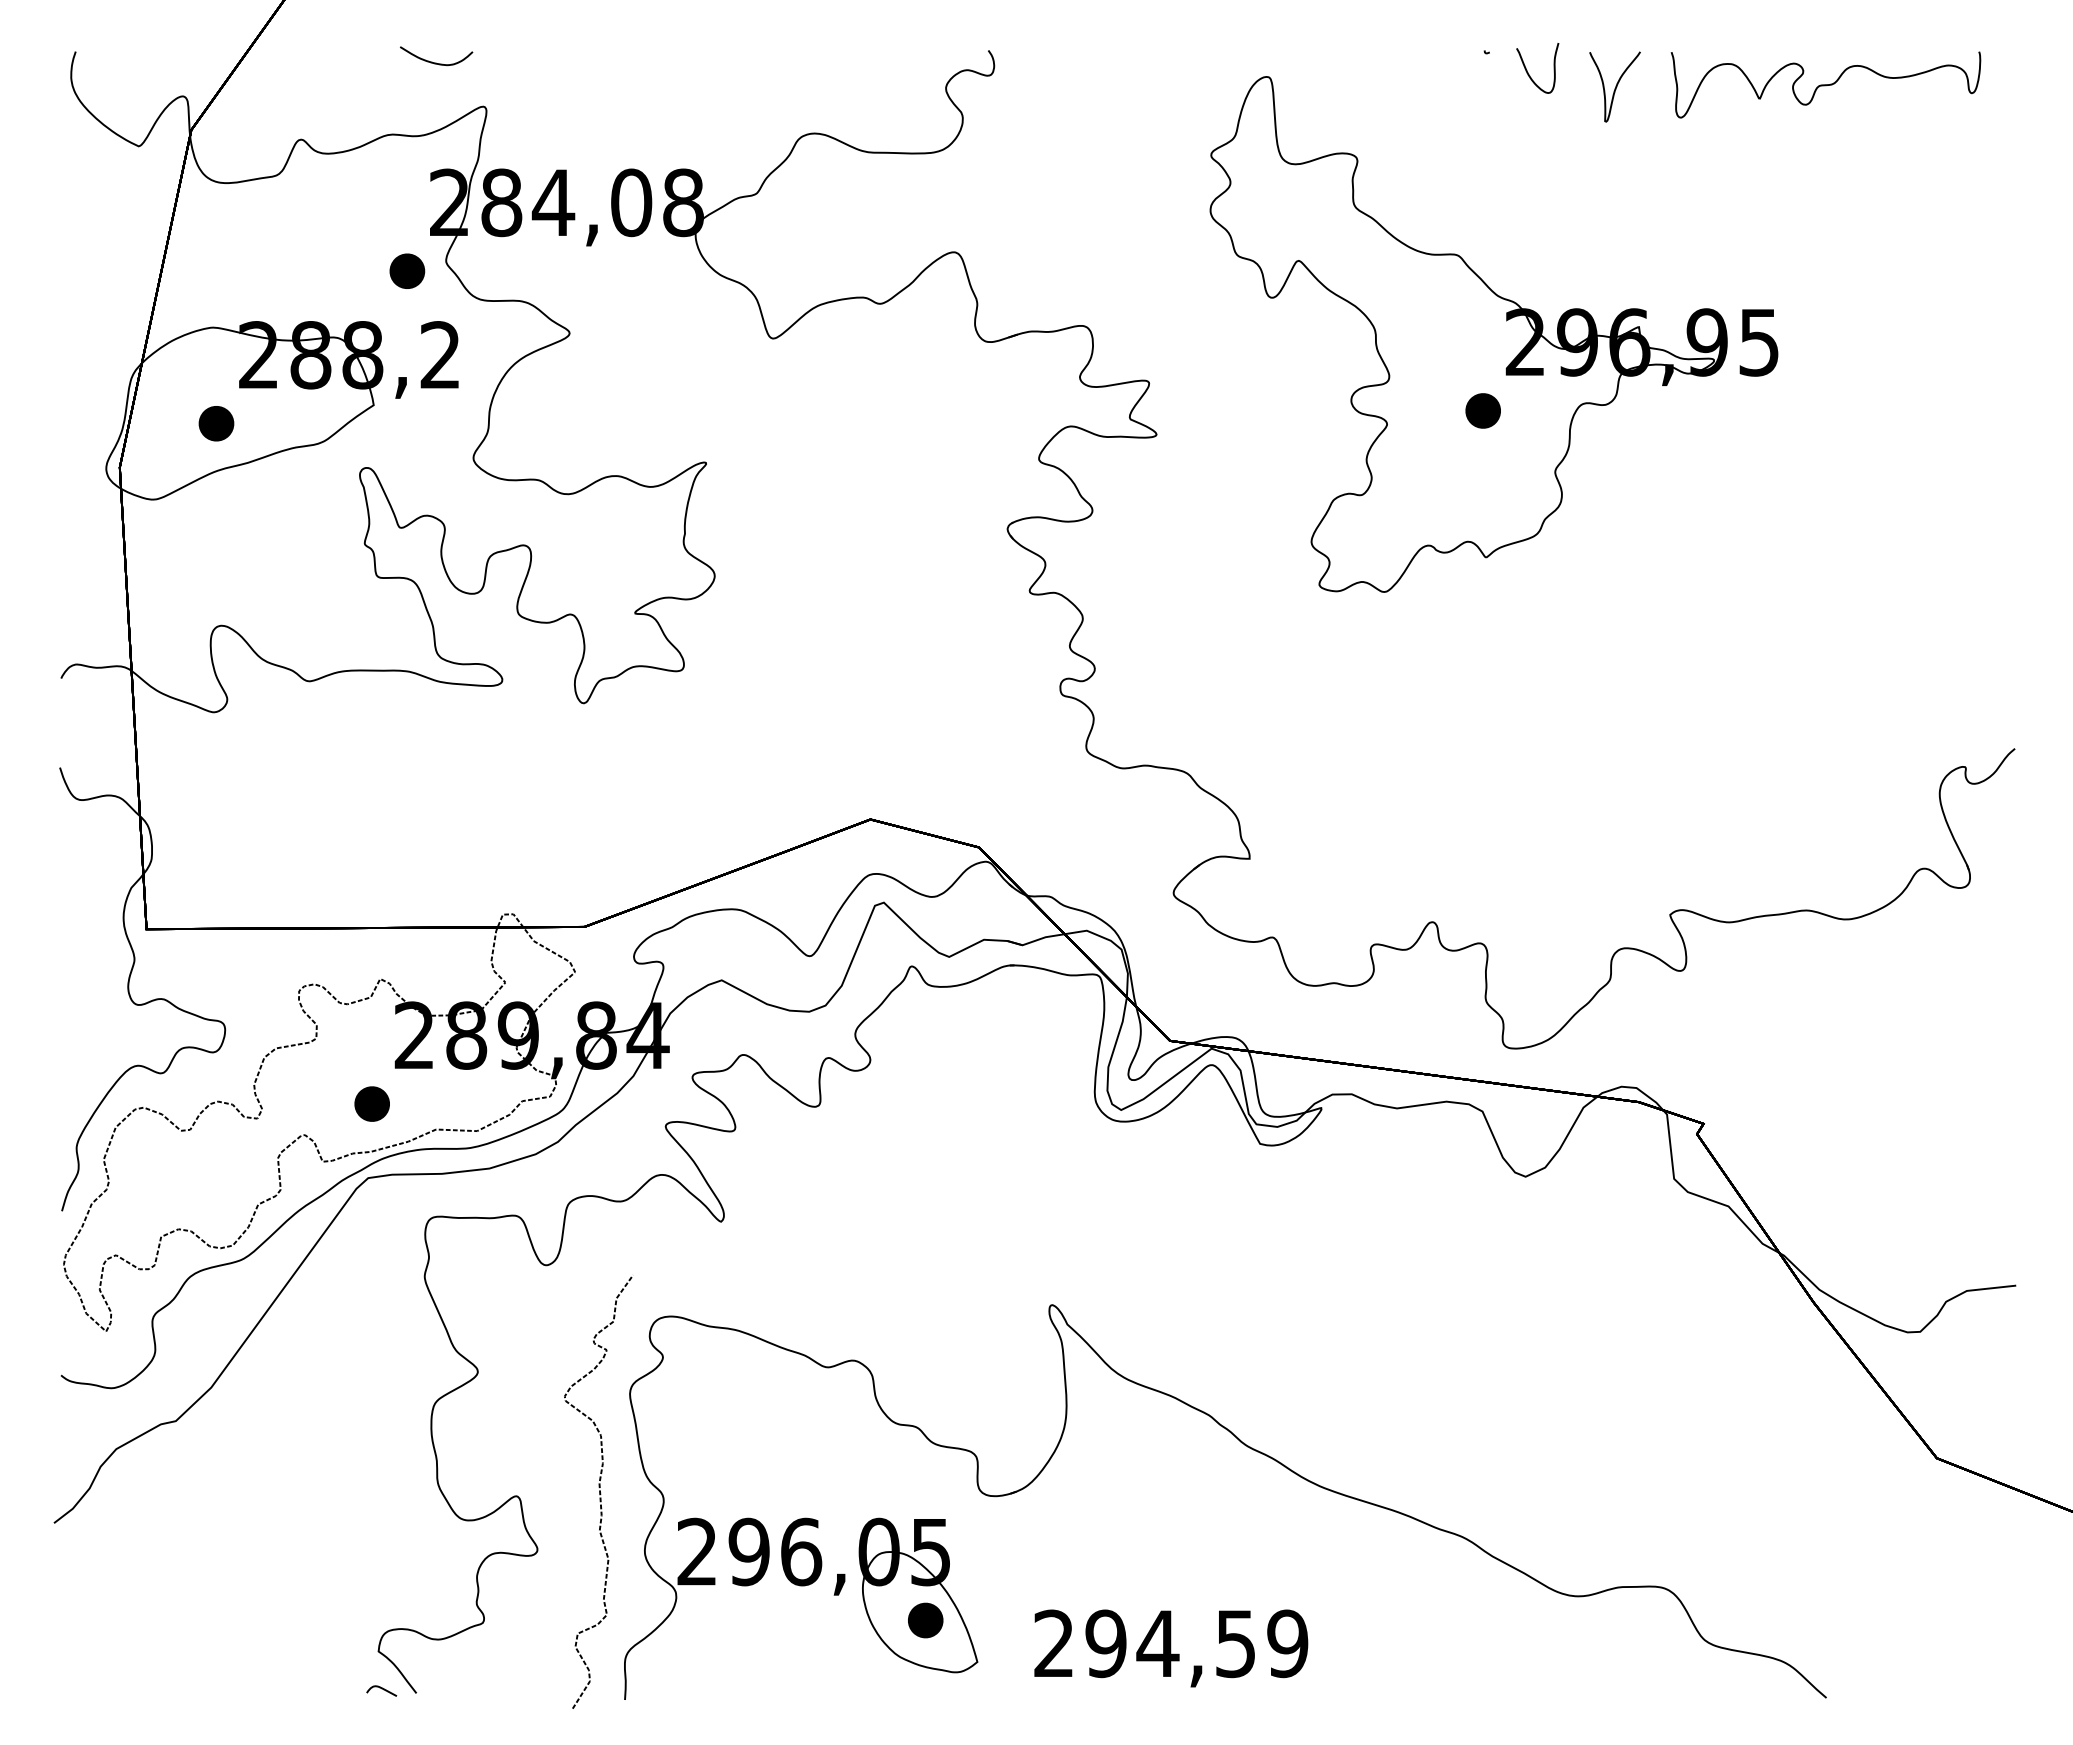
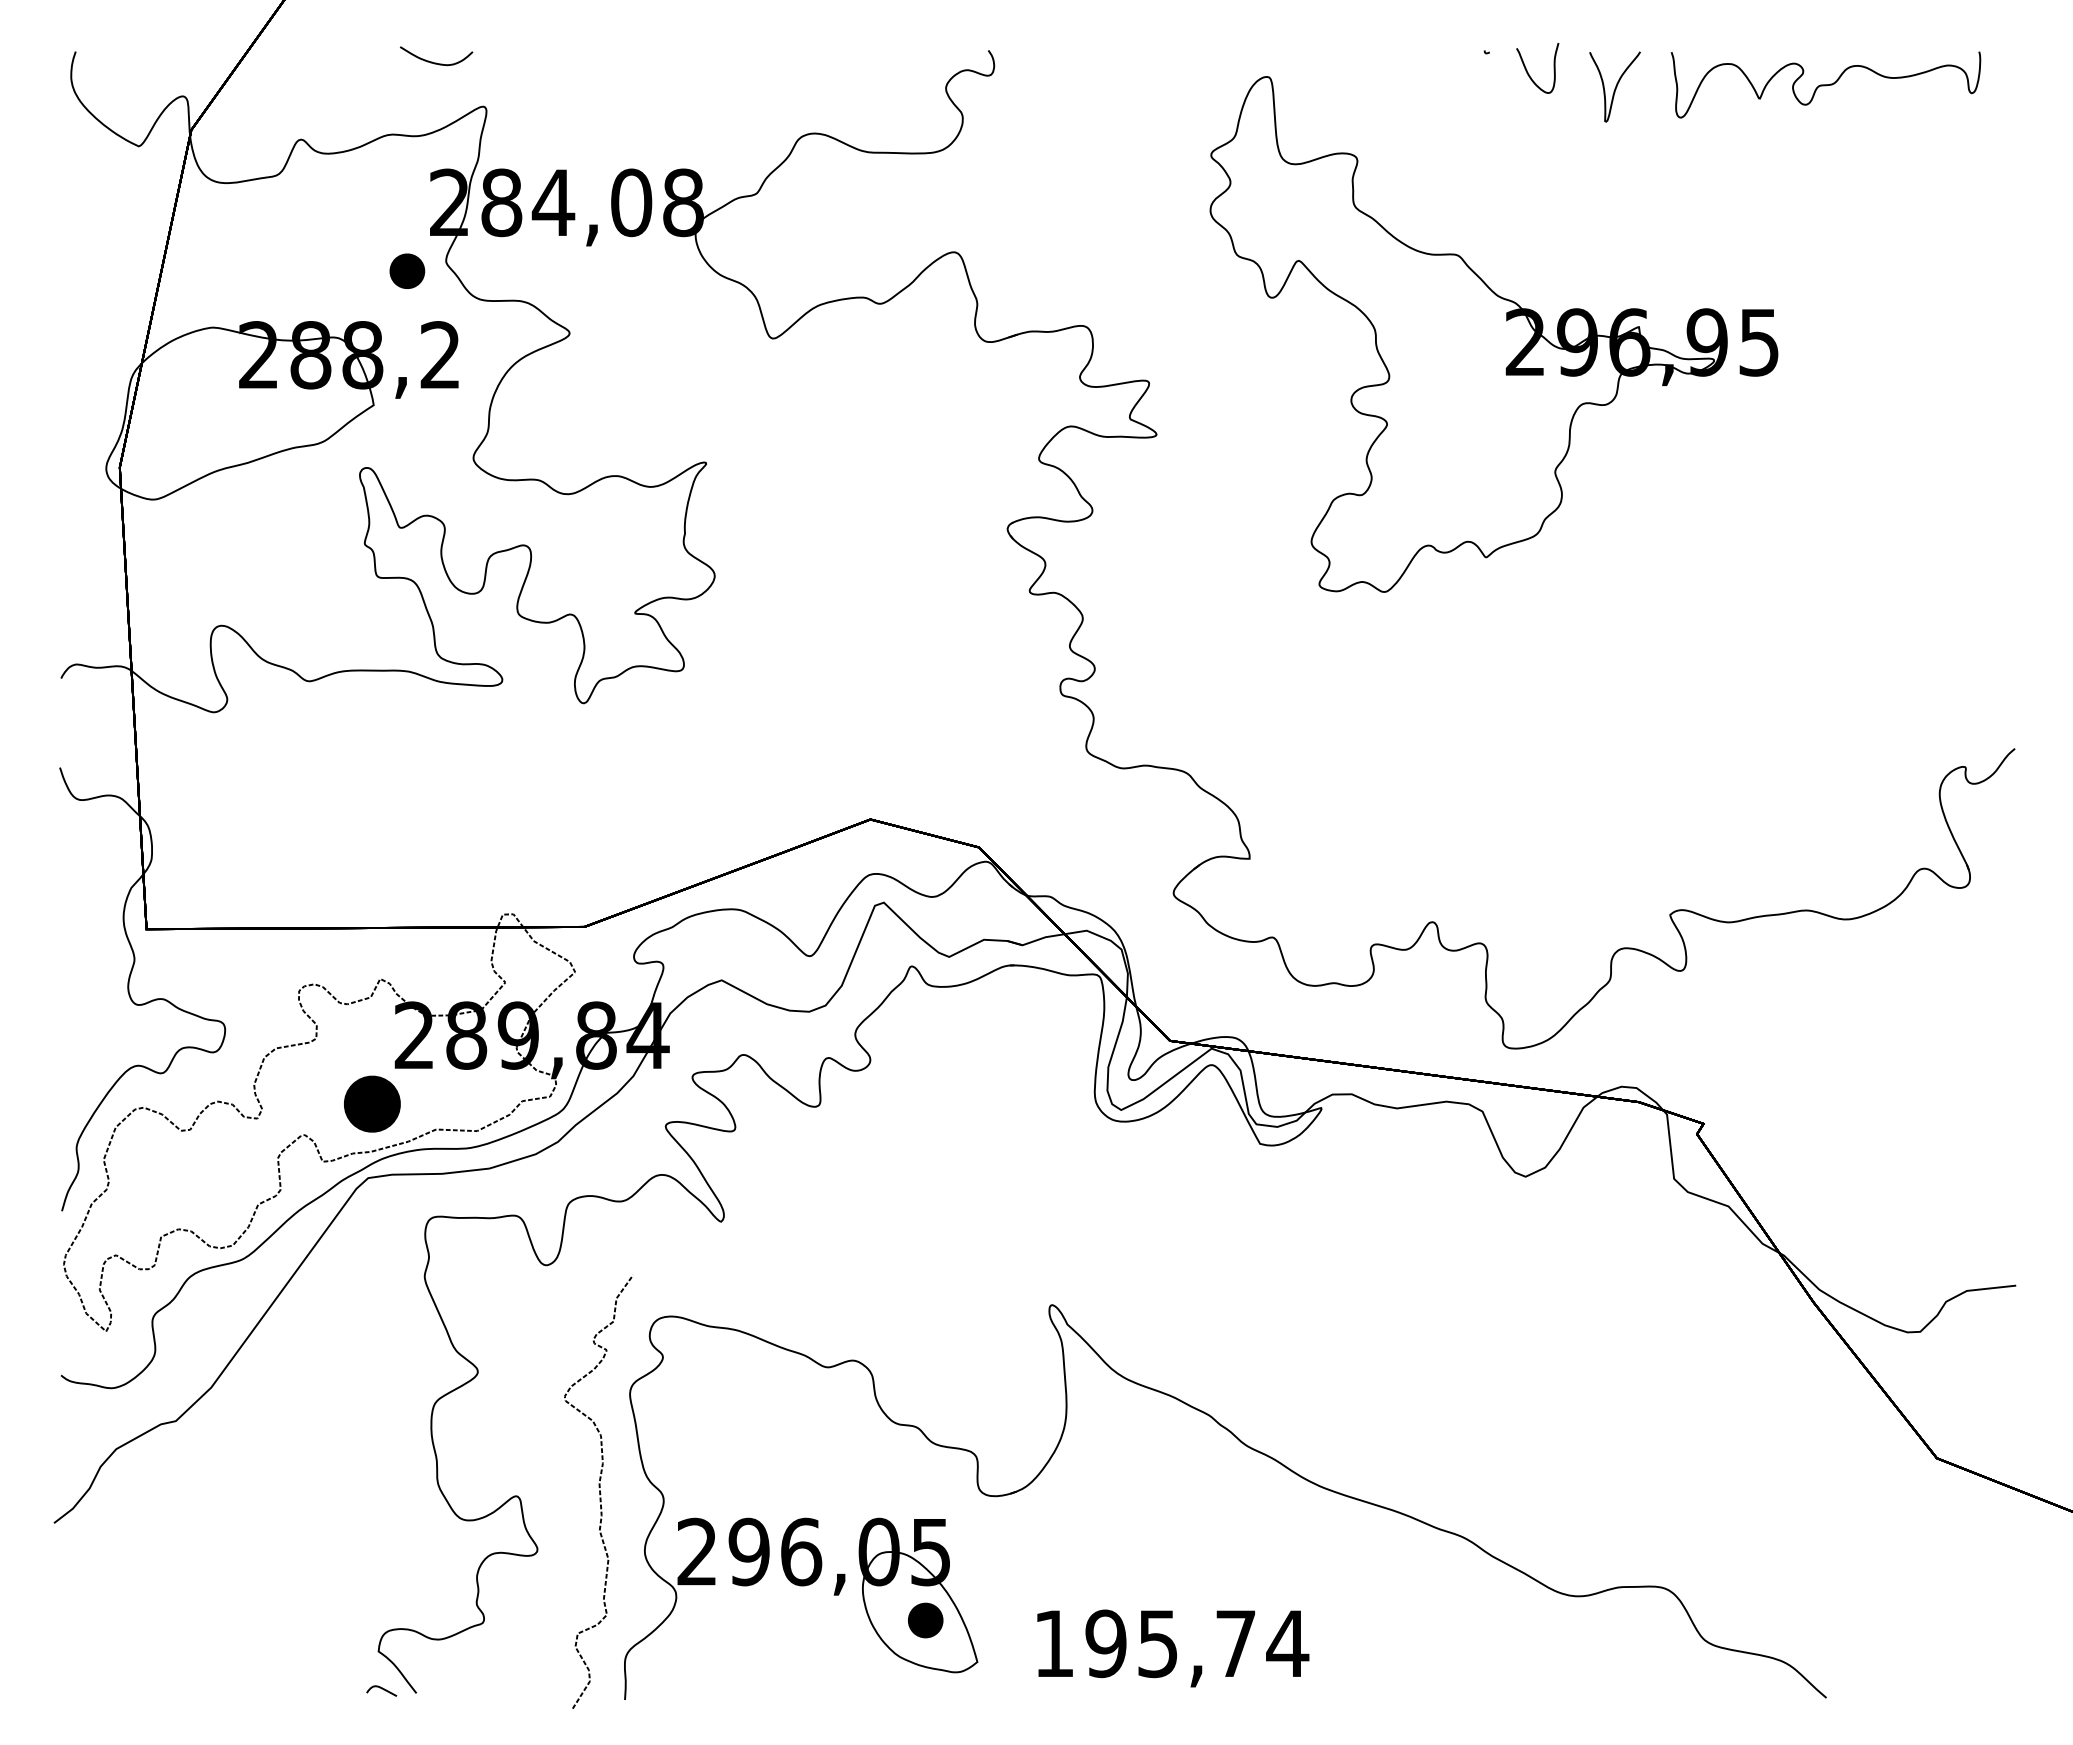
part: present -> none (1482, 410)
part: present -> none (216, 423)
part size: 36x36 px -> 57x58 px (372, 1103)
text: 294,59 -> 195,74 (1171, 1643)
